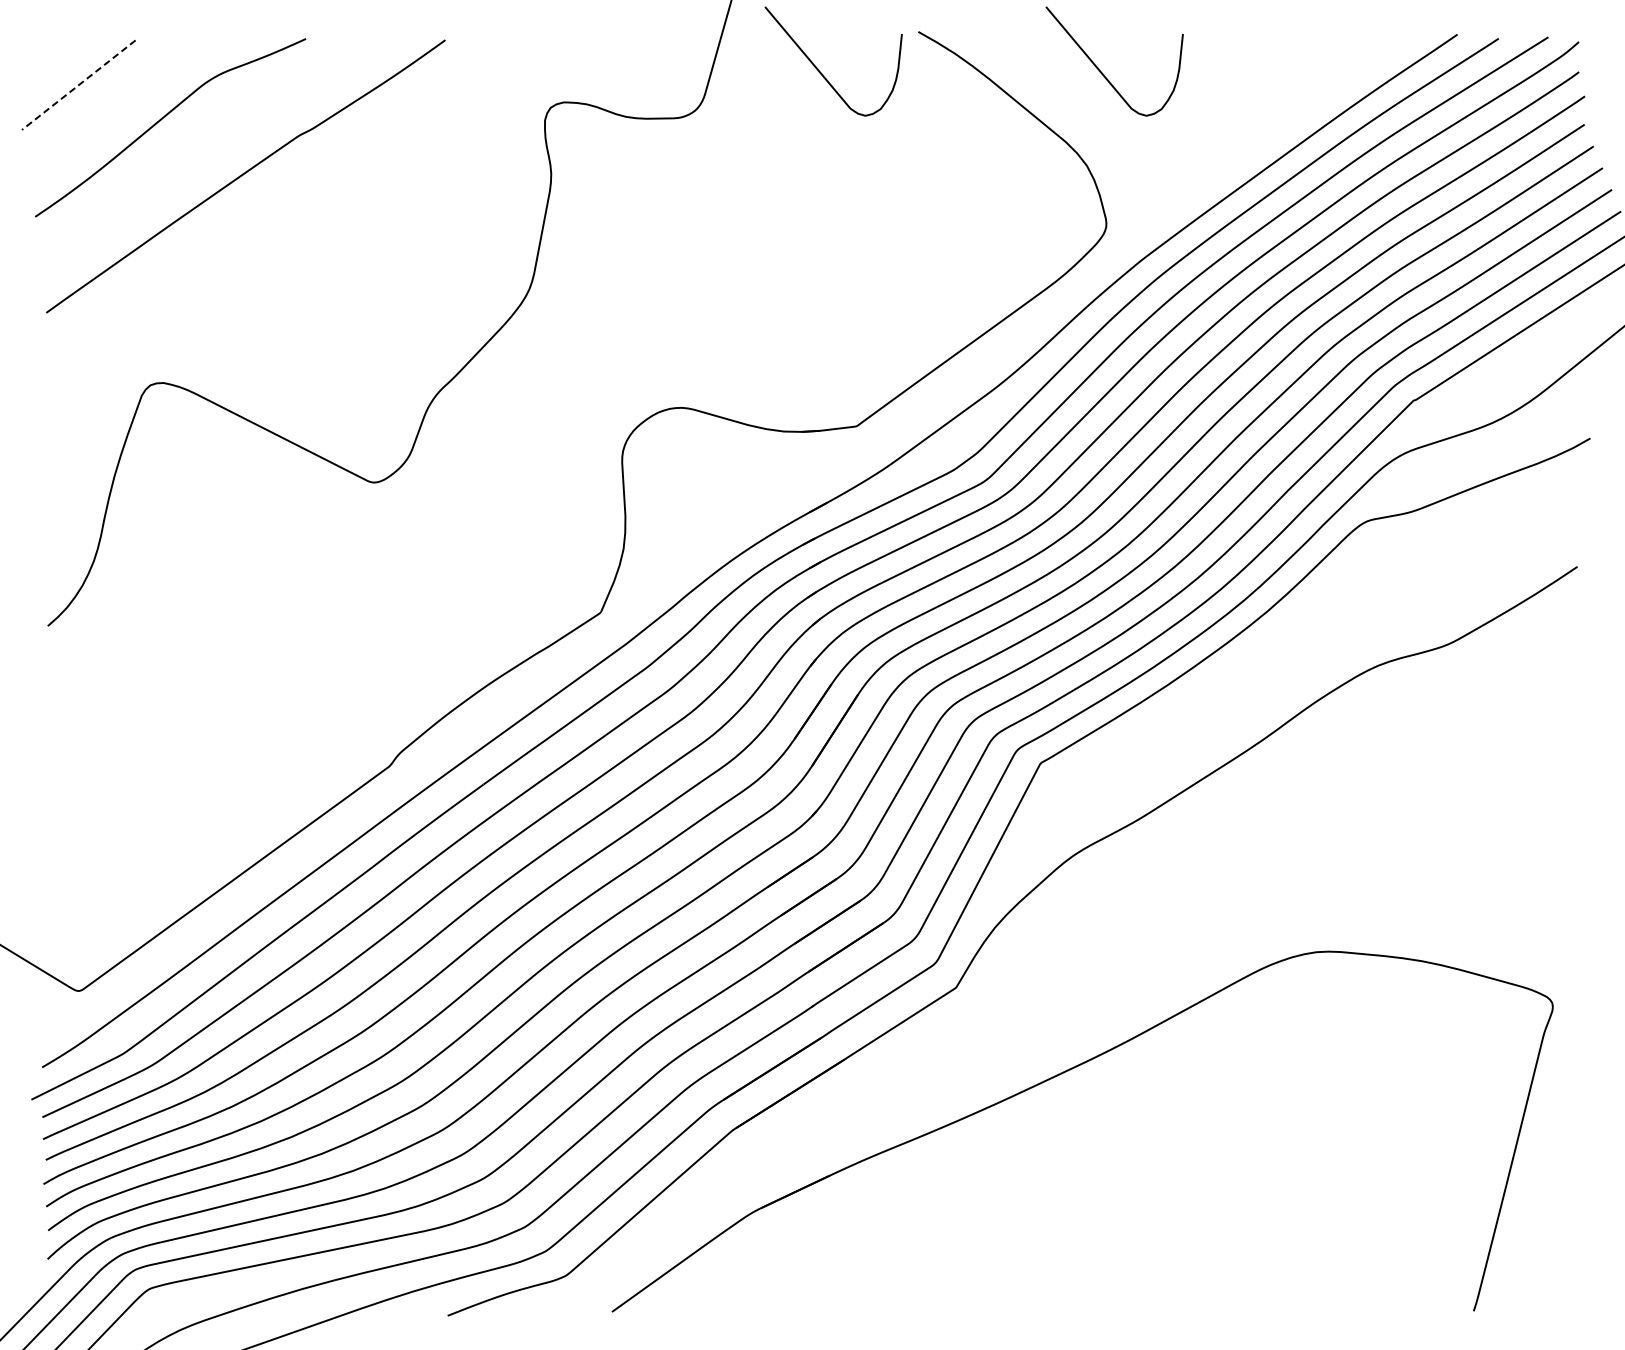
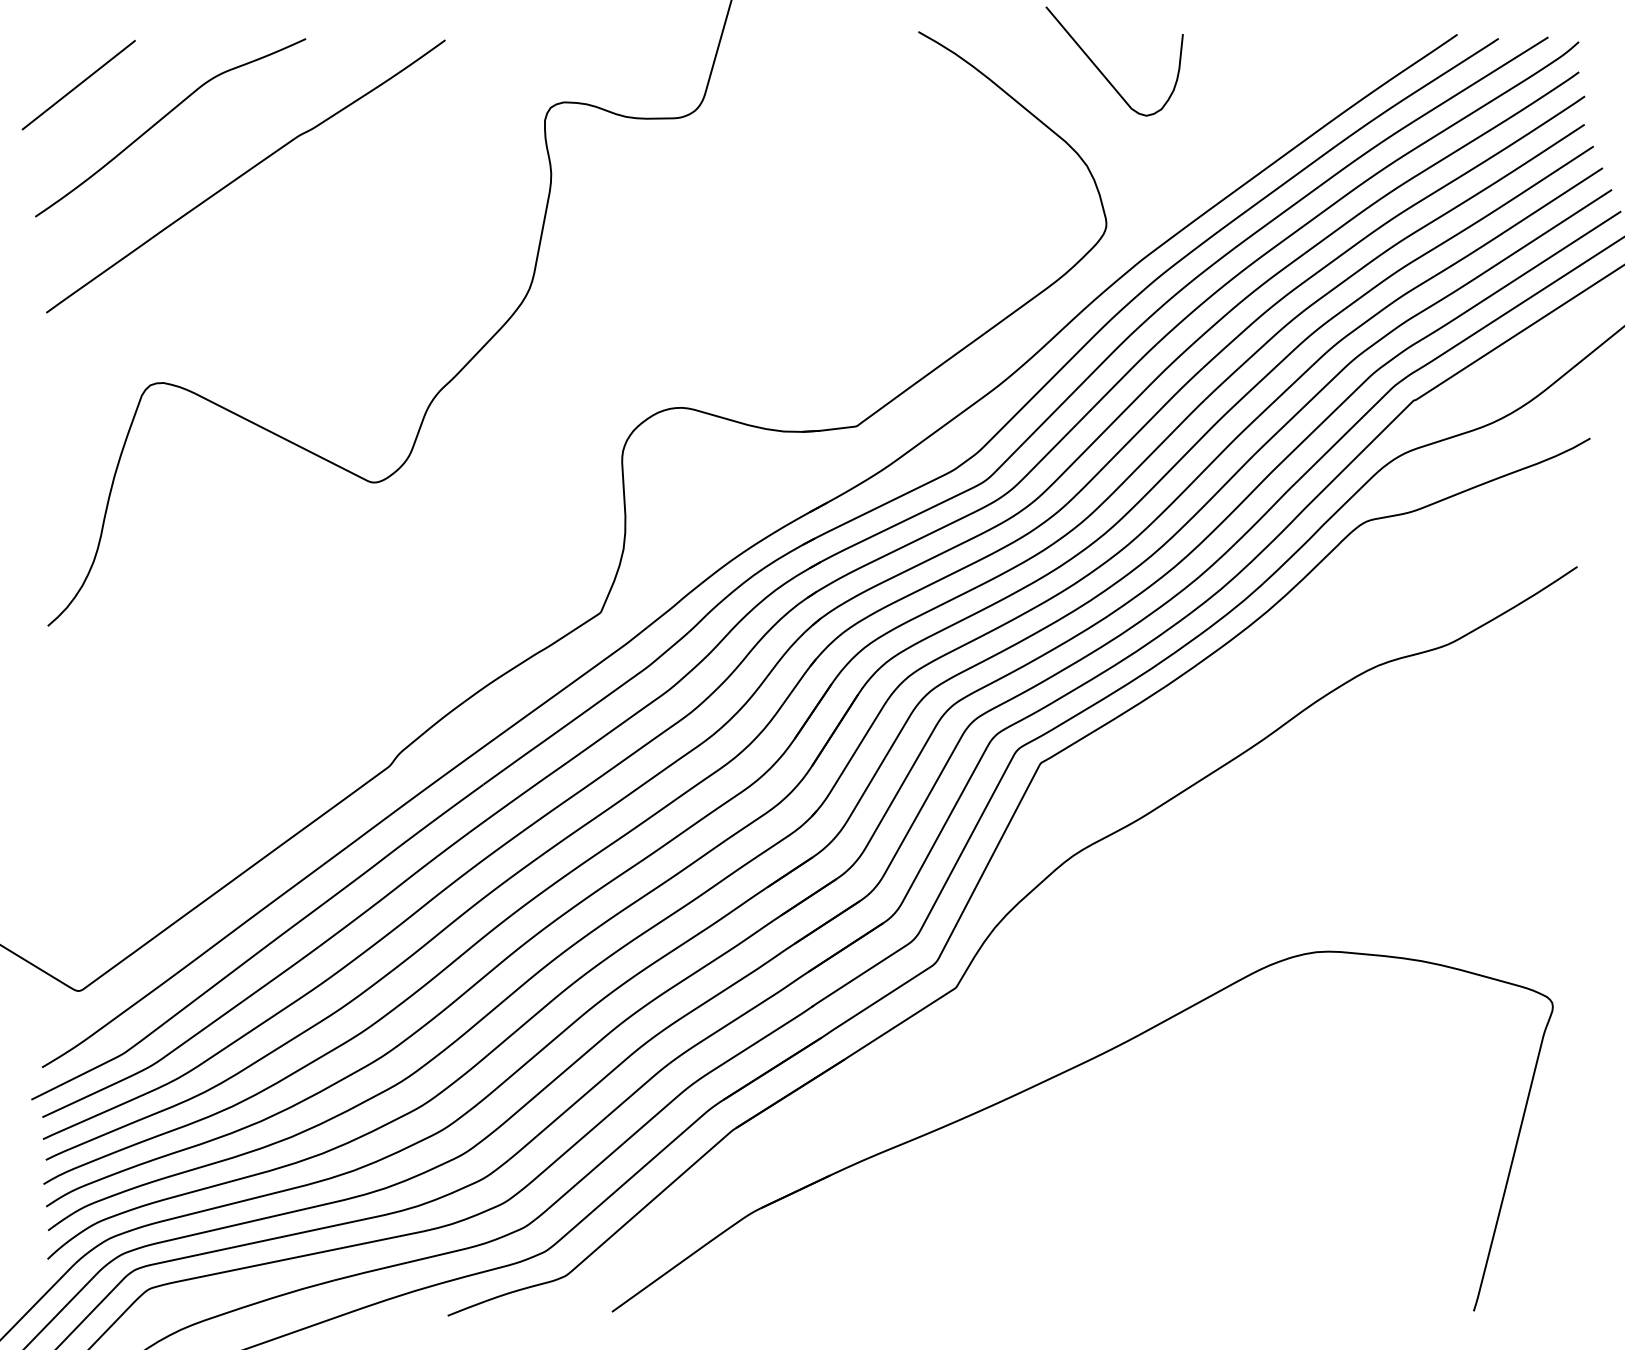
curve: present -> none (821, 72)
line: dashed -> solid (78, 85)
